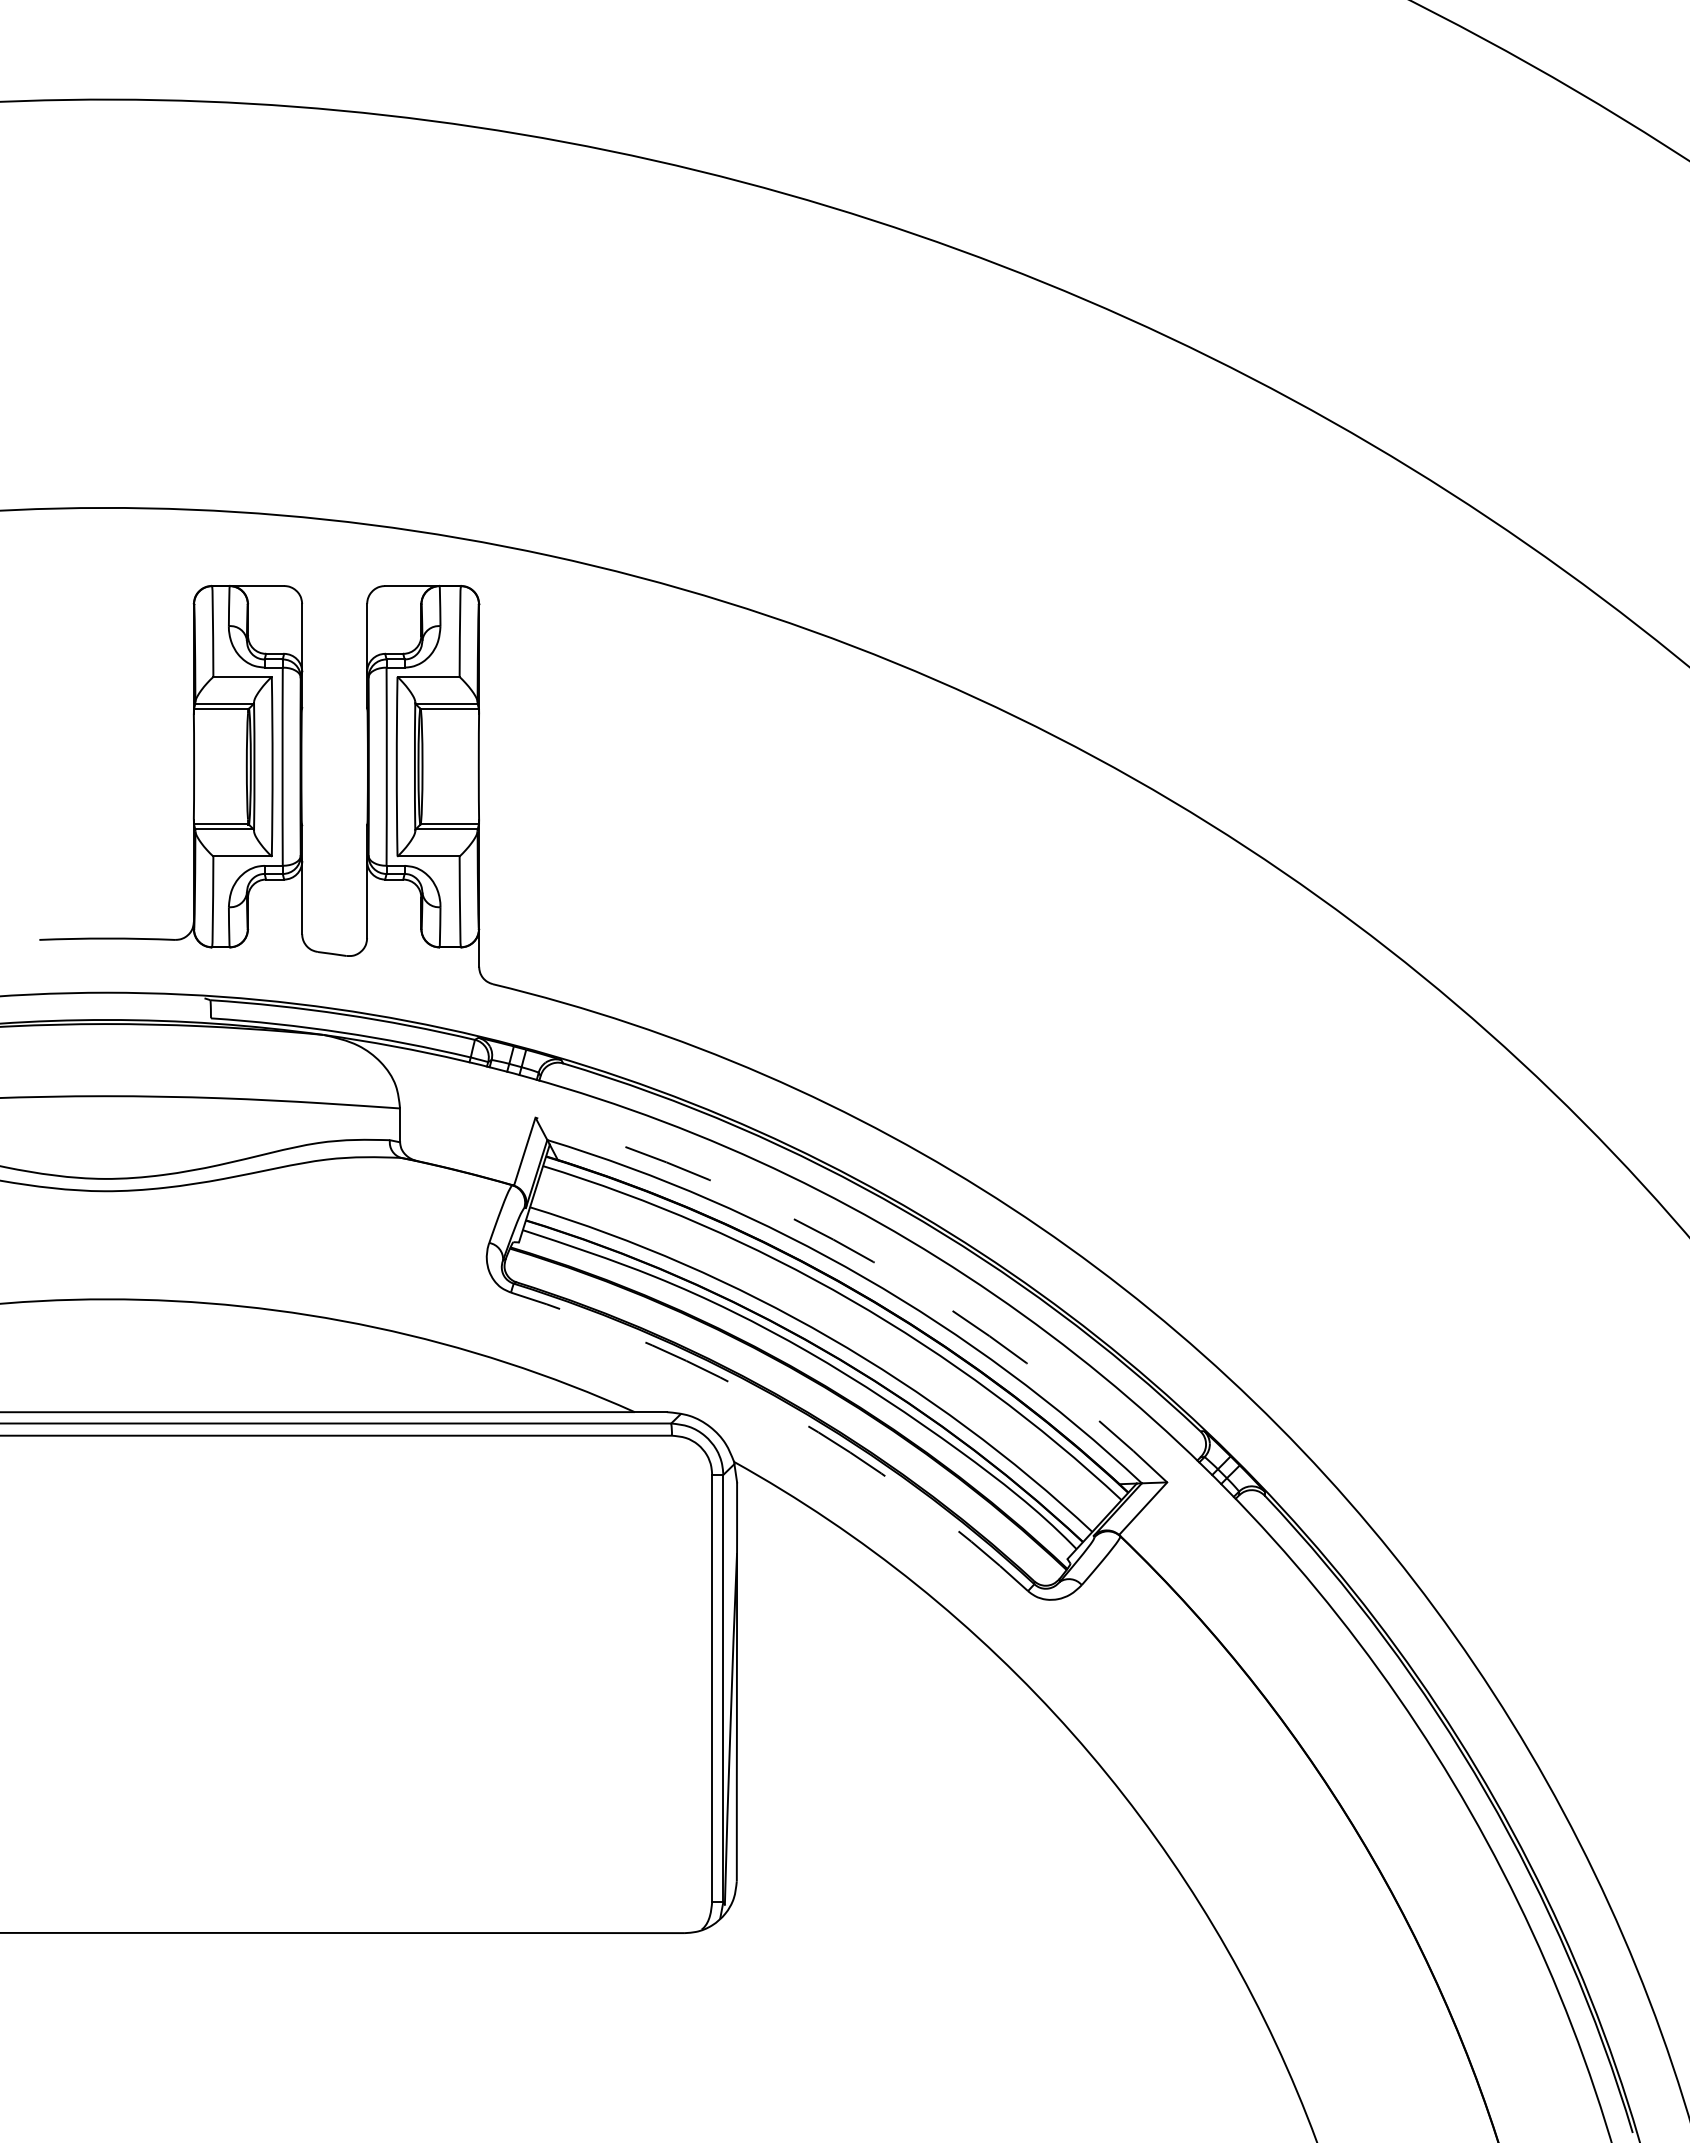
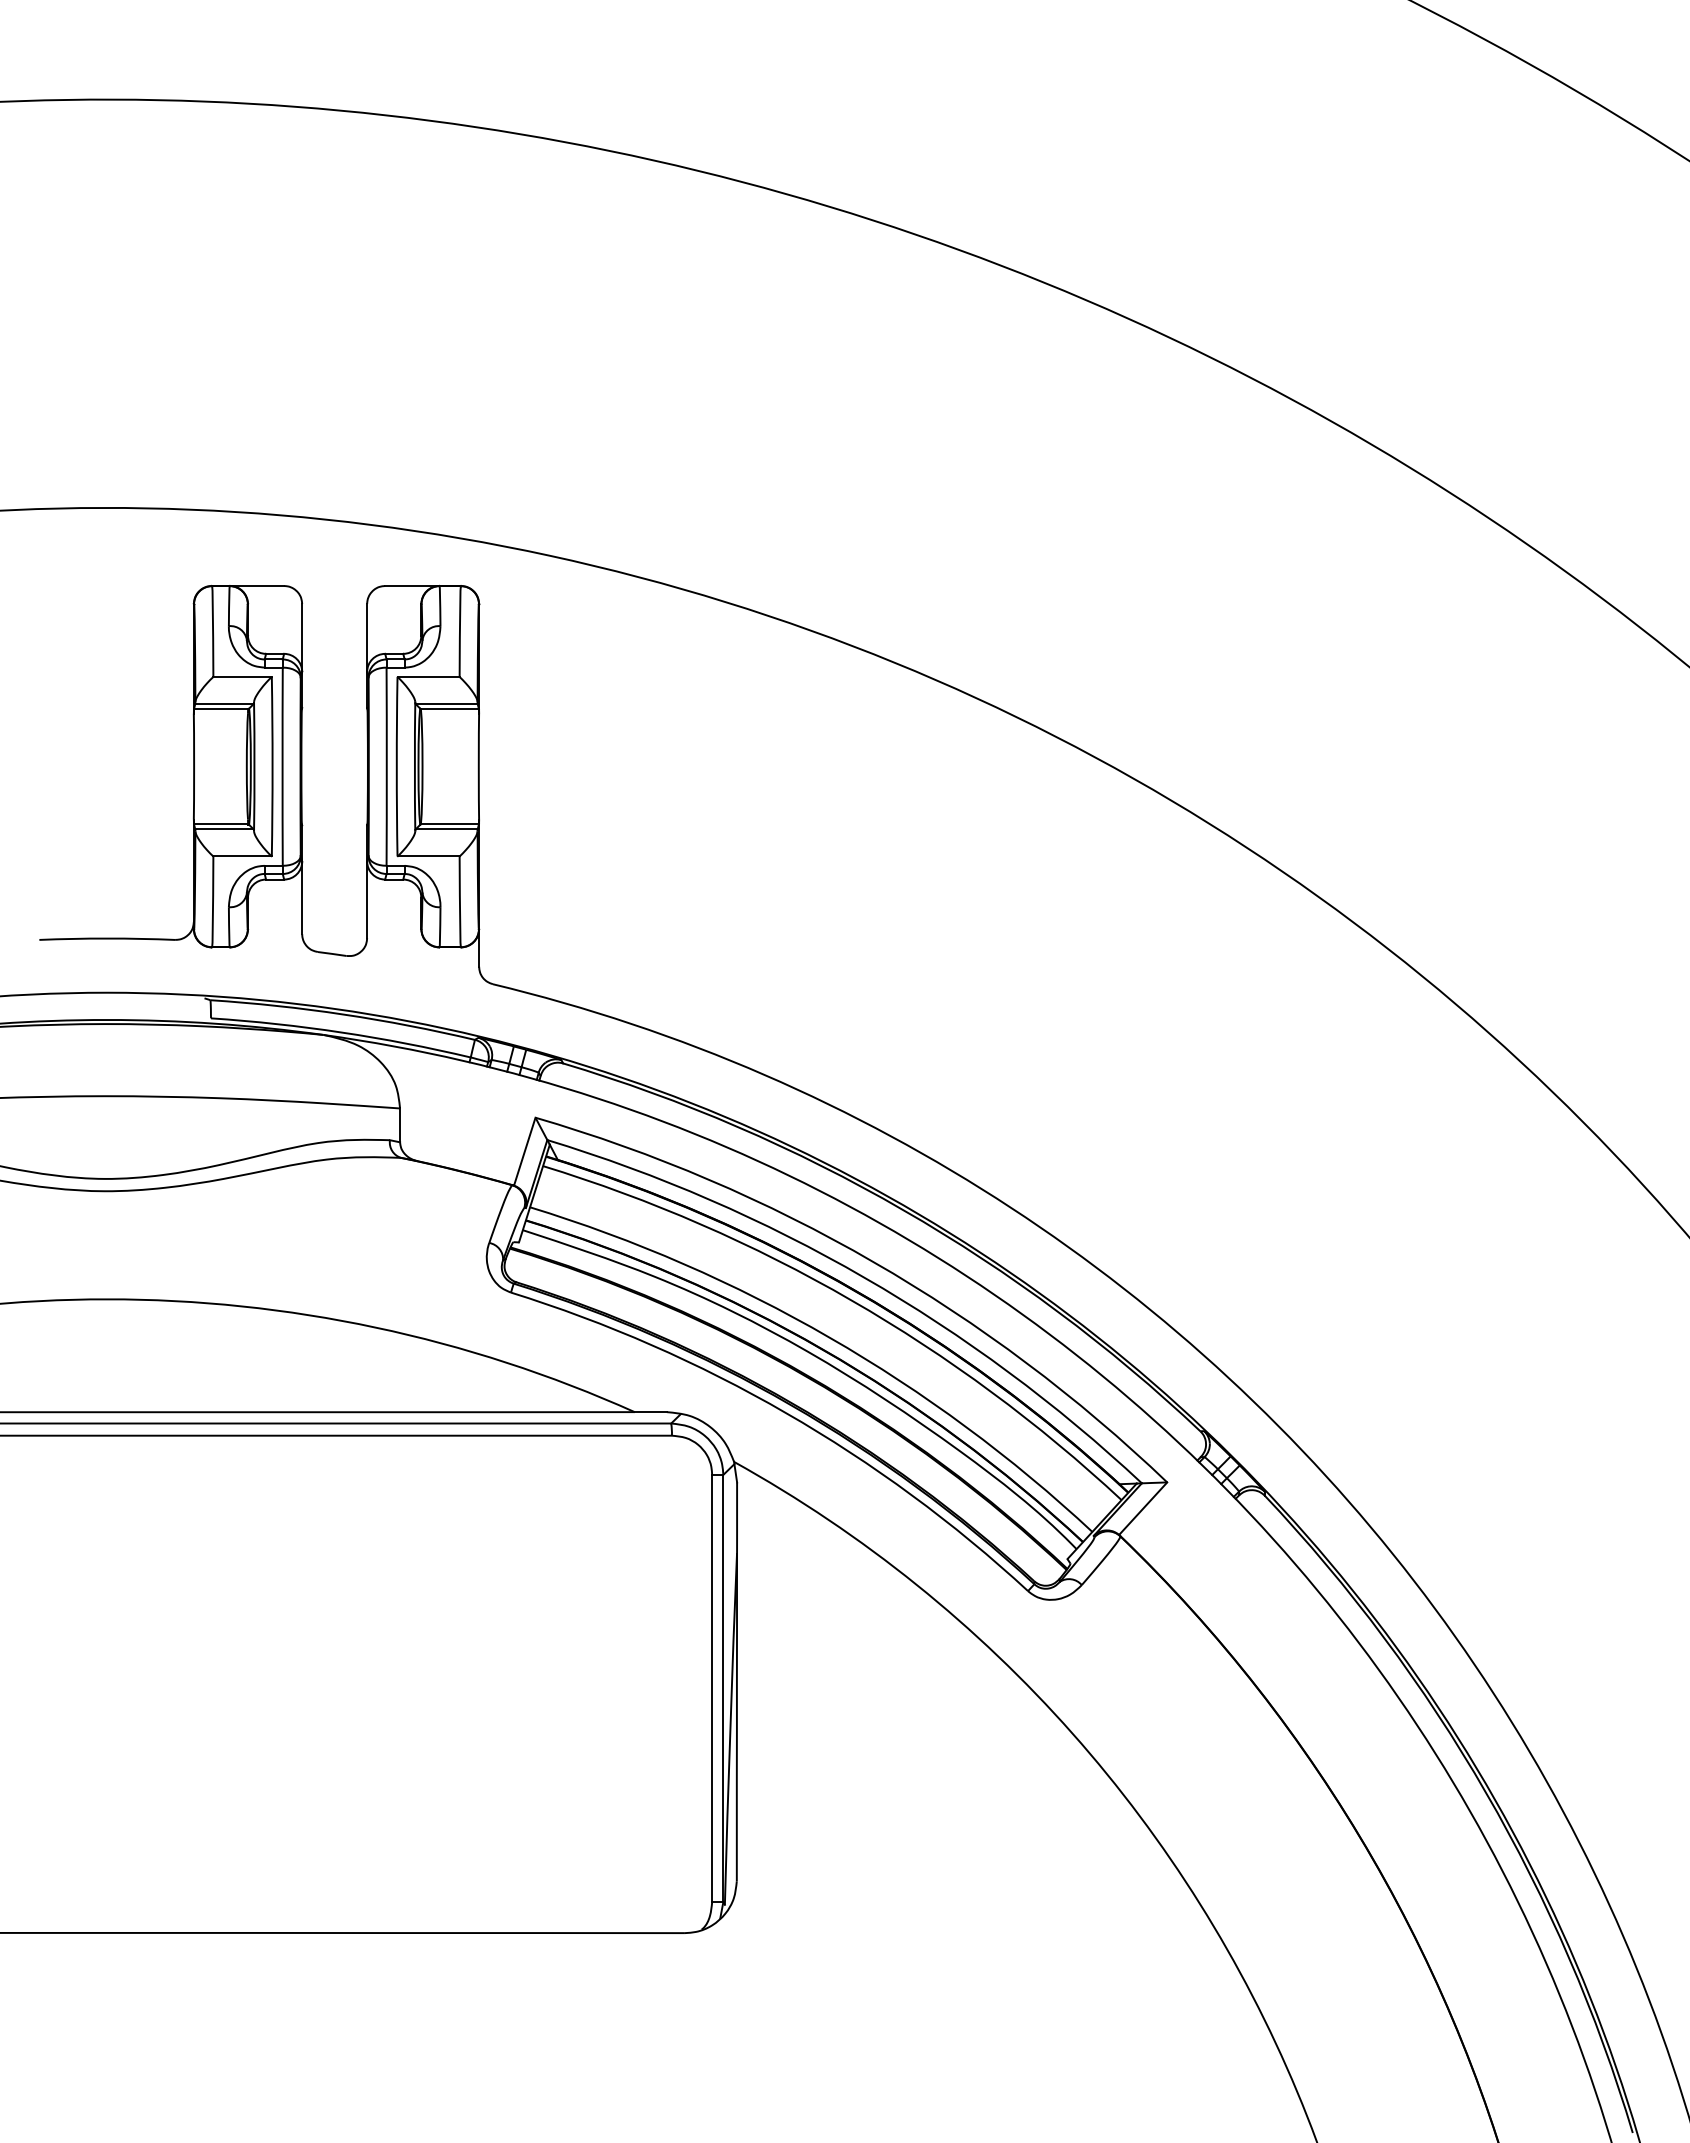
arc: dashed -> solid (873, 1261)
arc: dashed -> solid (786, 1413)
